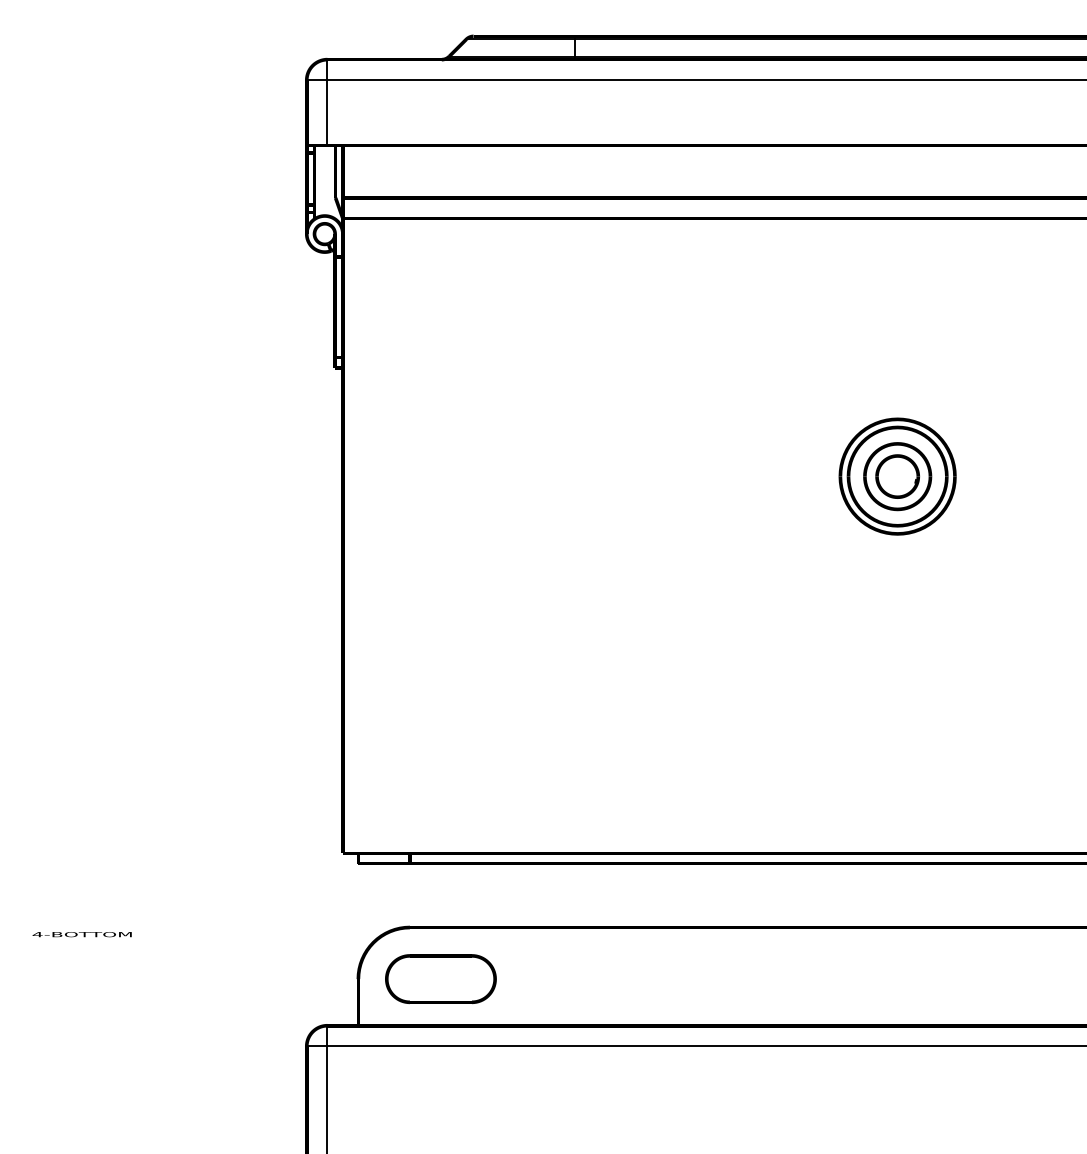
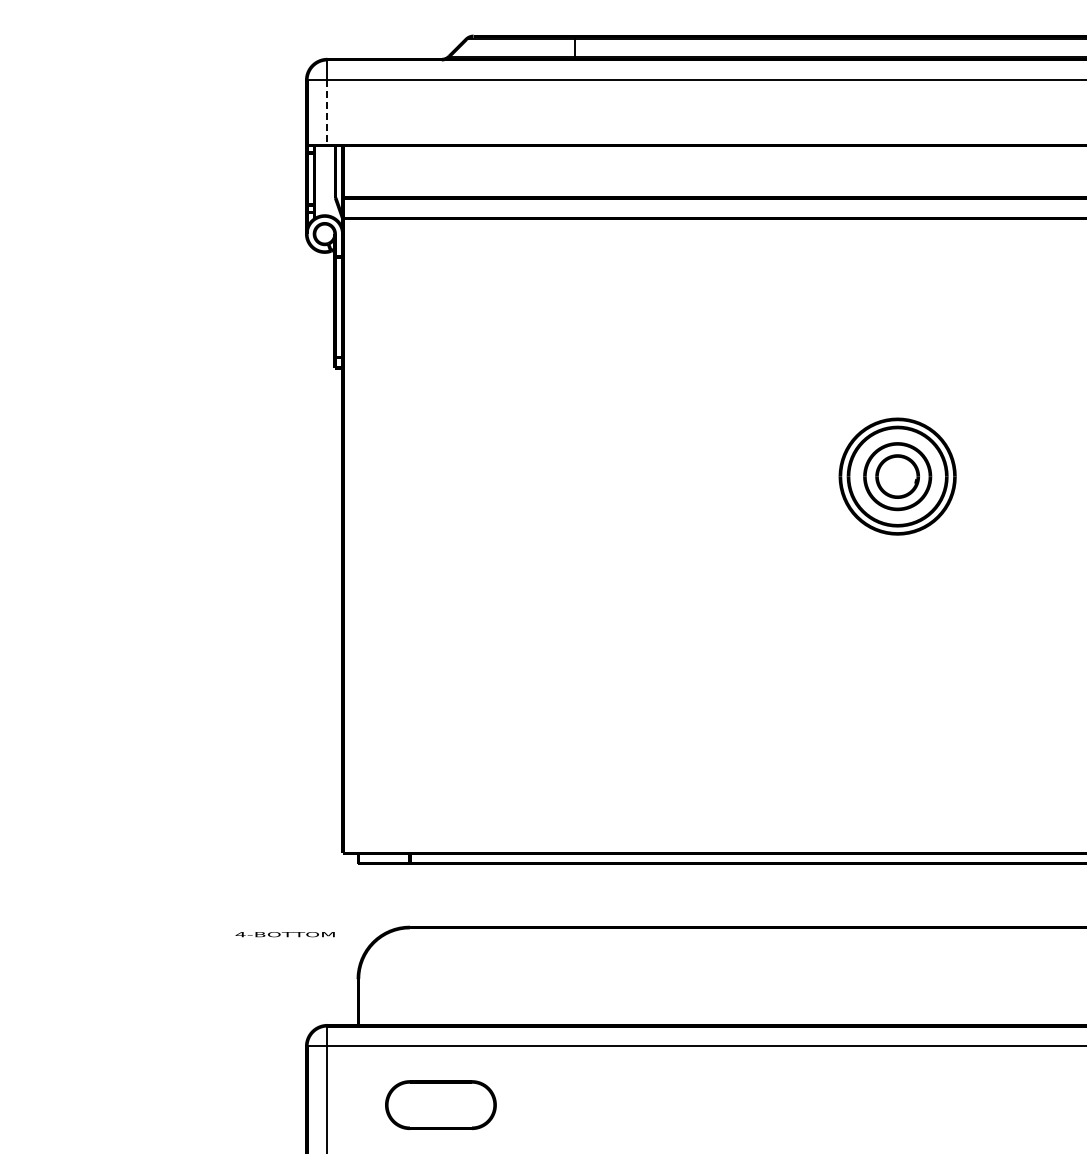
line: solid -> dashed (327, 112)
text position: (81, 934) -> (284, 934) (284, 934)
part position: (440, 978) -> (440, 1104) (440, 1104)
